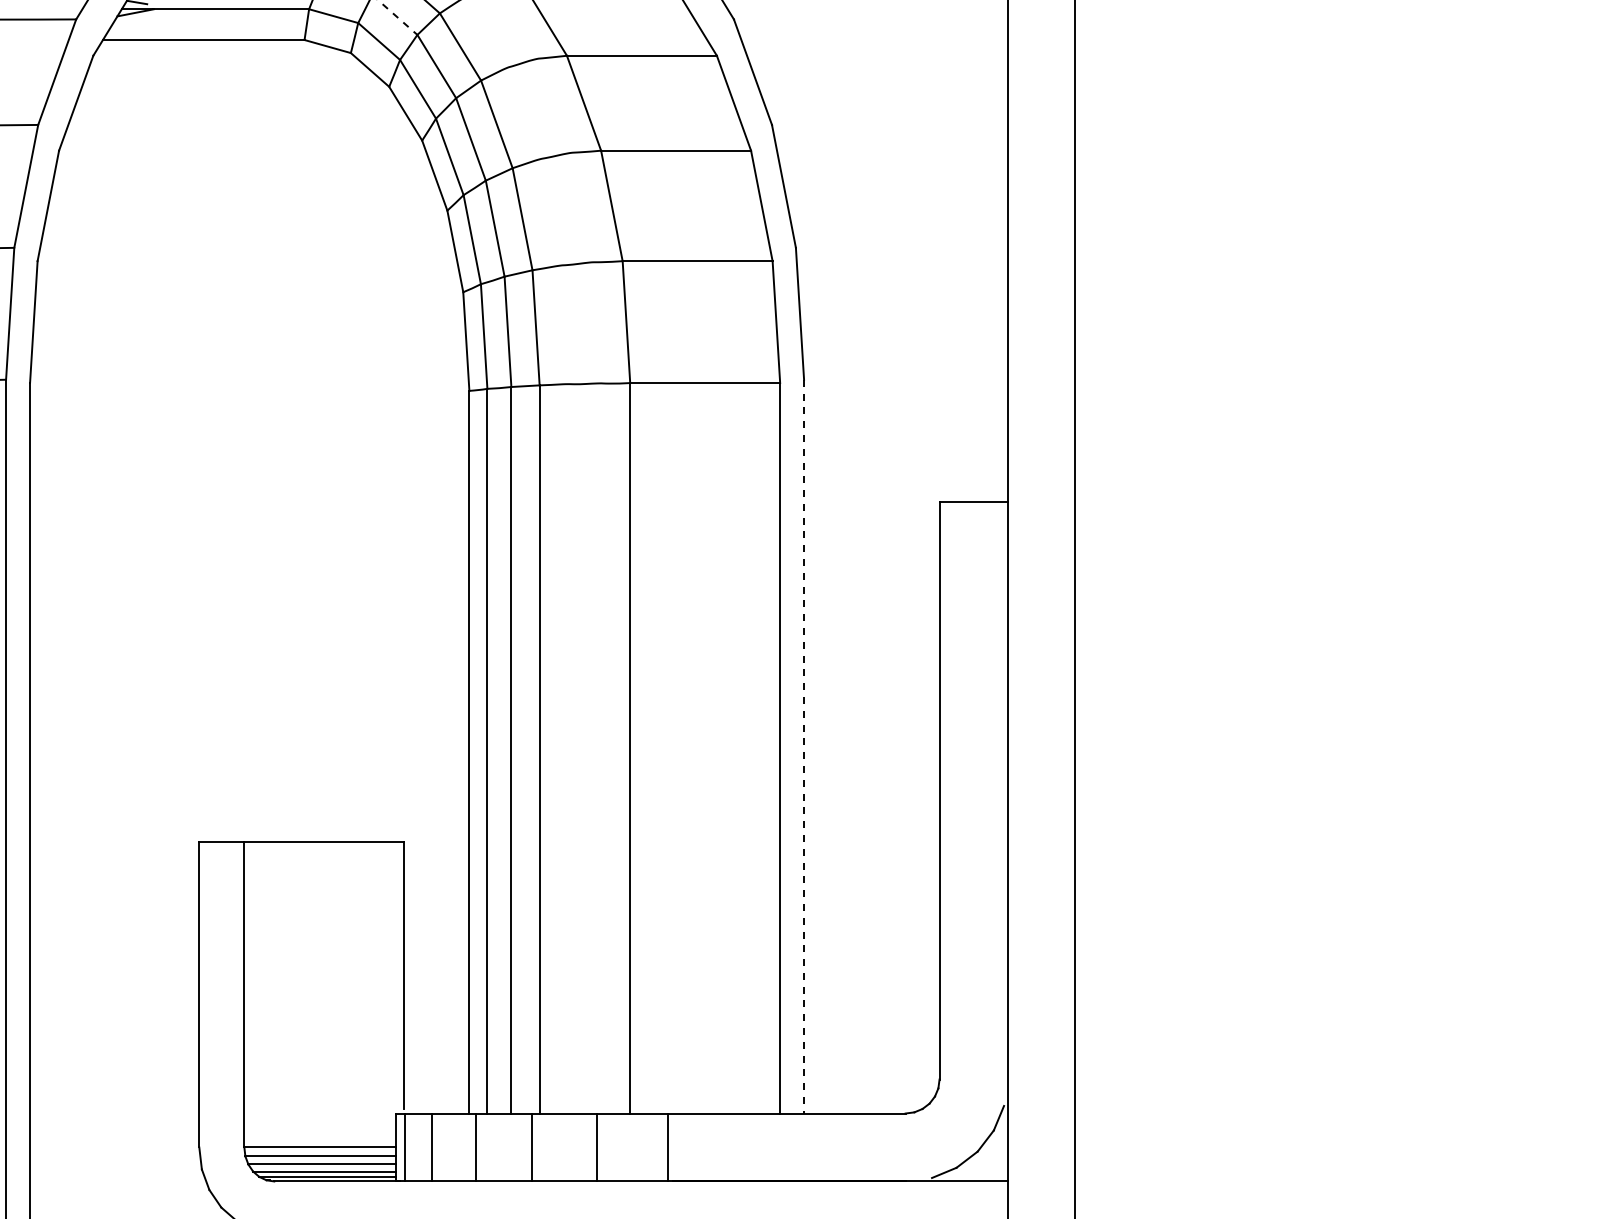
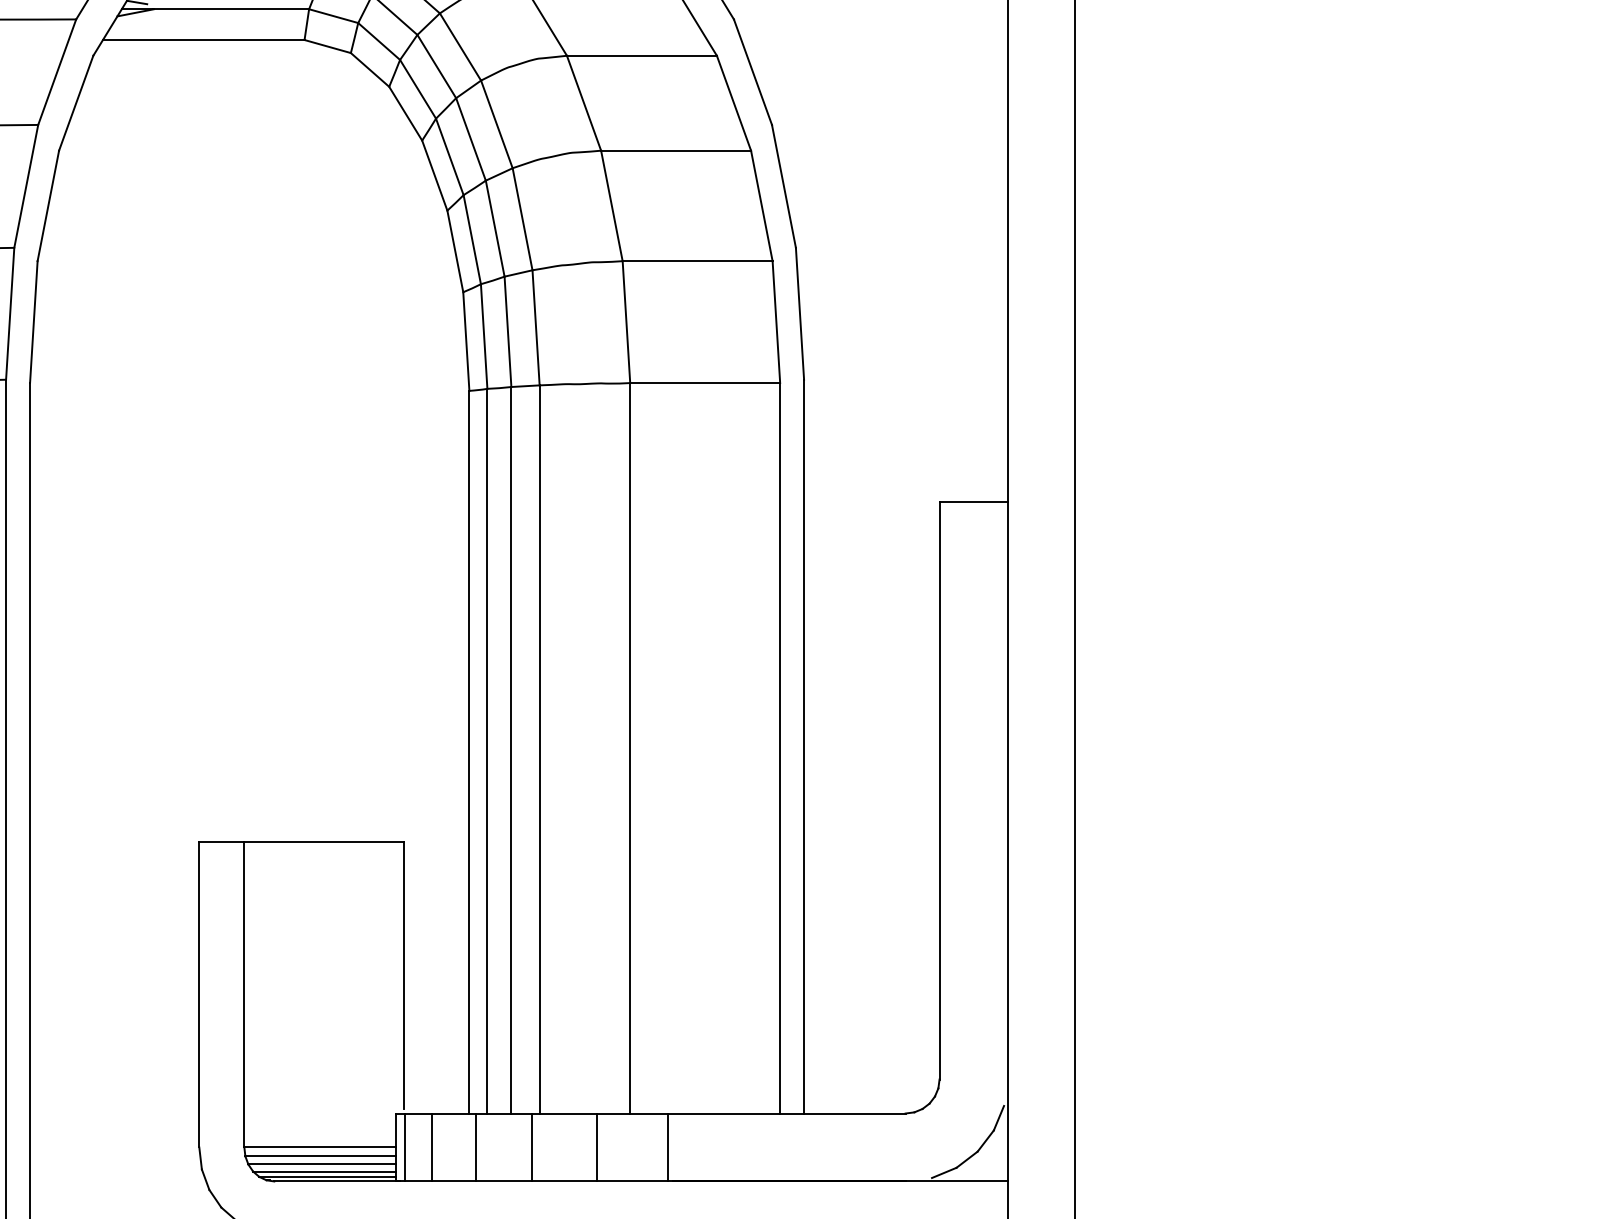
line: dashed -> solid (398, 17)
line: dashed -> solid (804, 746)
